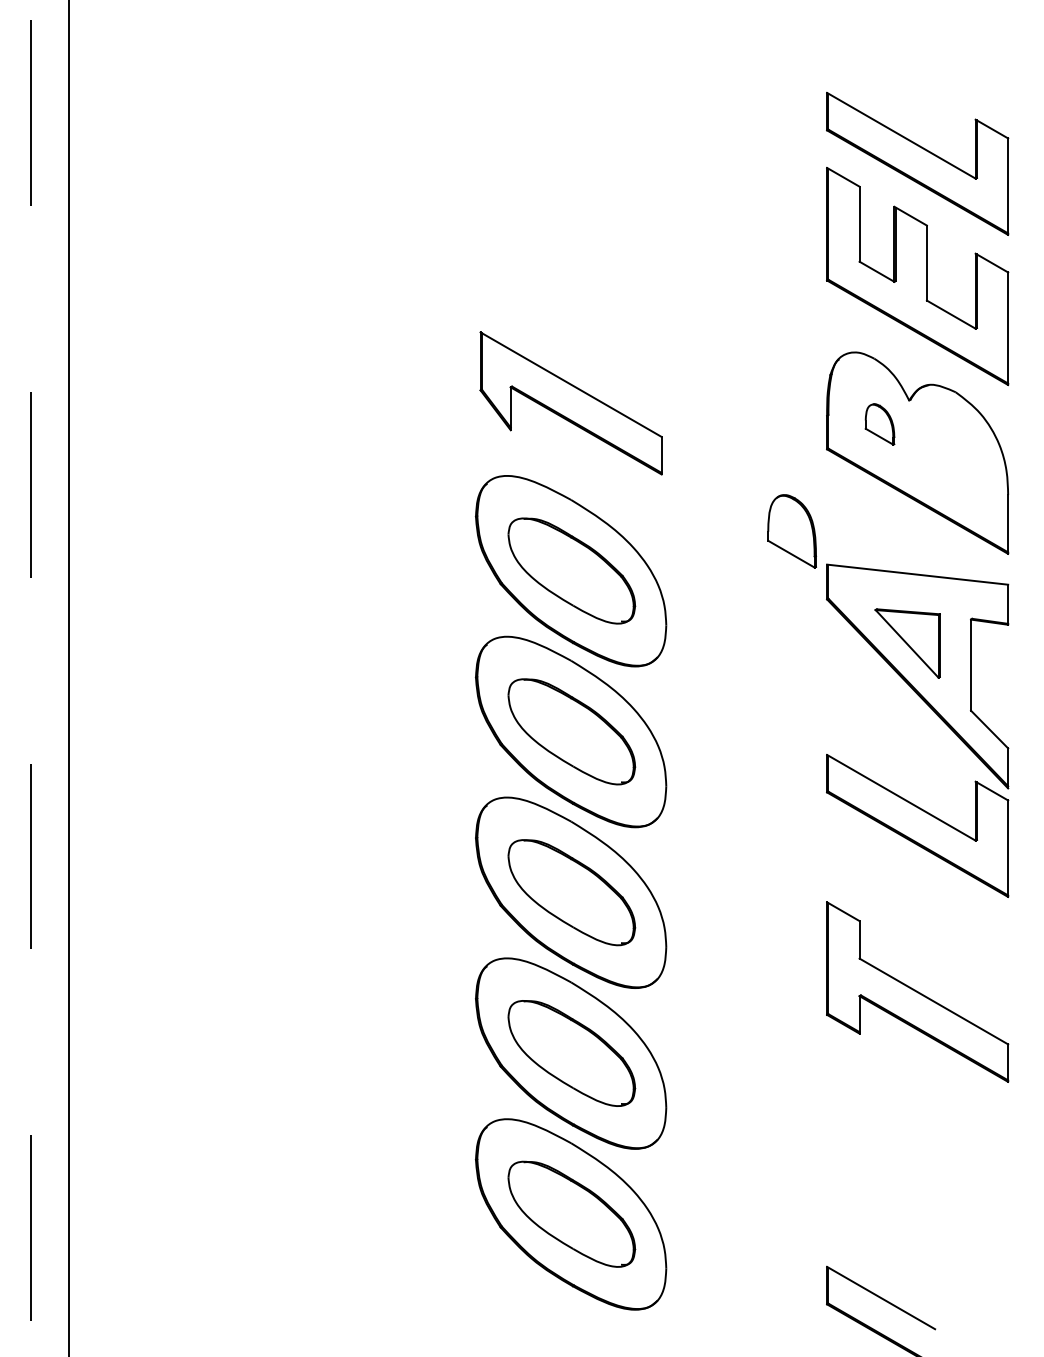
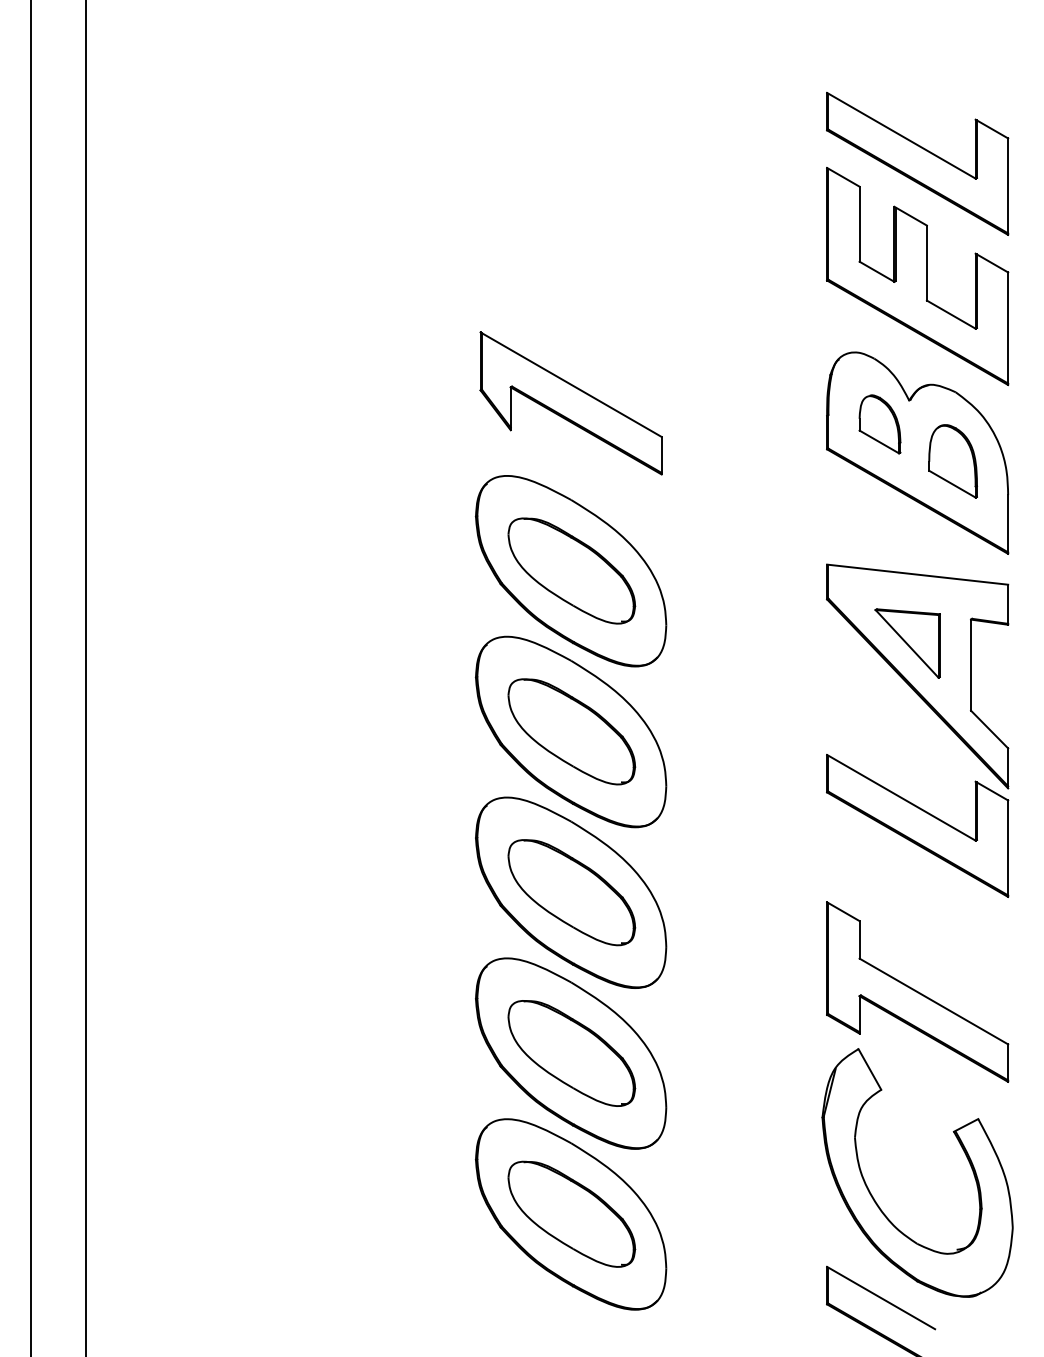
part size: 32x43 px -> 44x61 px (879, 424)
part position: (791, 531) -> (952, 461) (952, 461)
line position: (69, 677) -> (86, 677) (86, 677)
line: dashed -> solid (31, 678)
part: none -> present (873, 1196)
